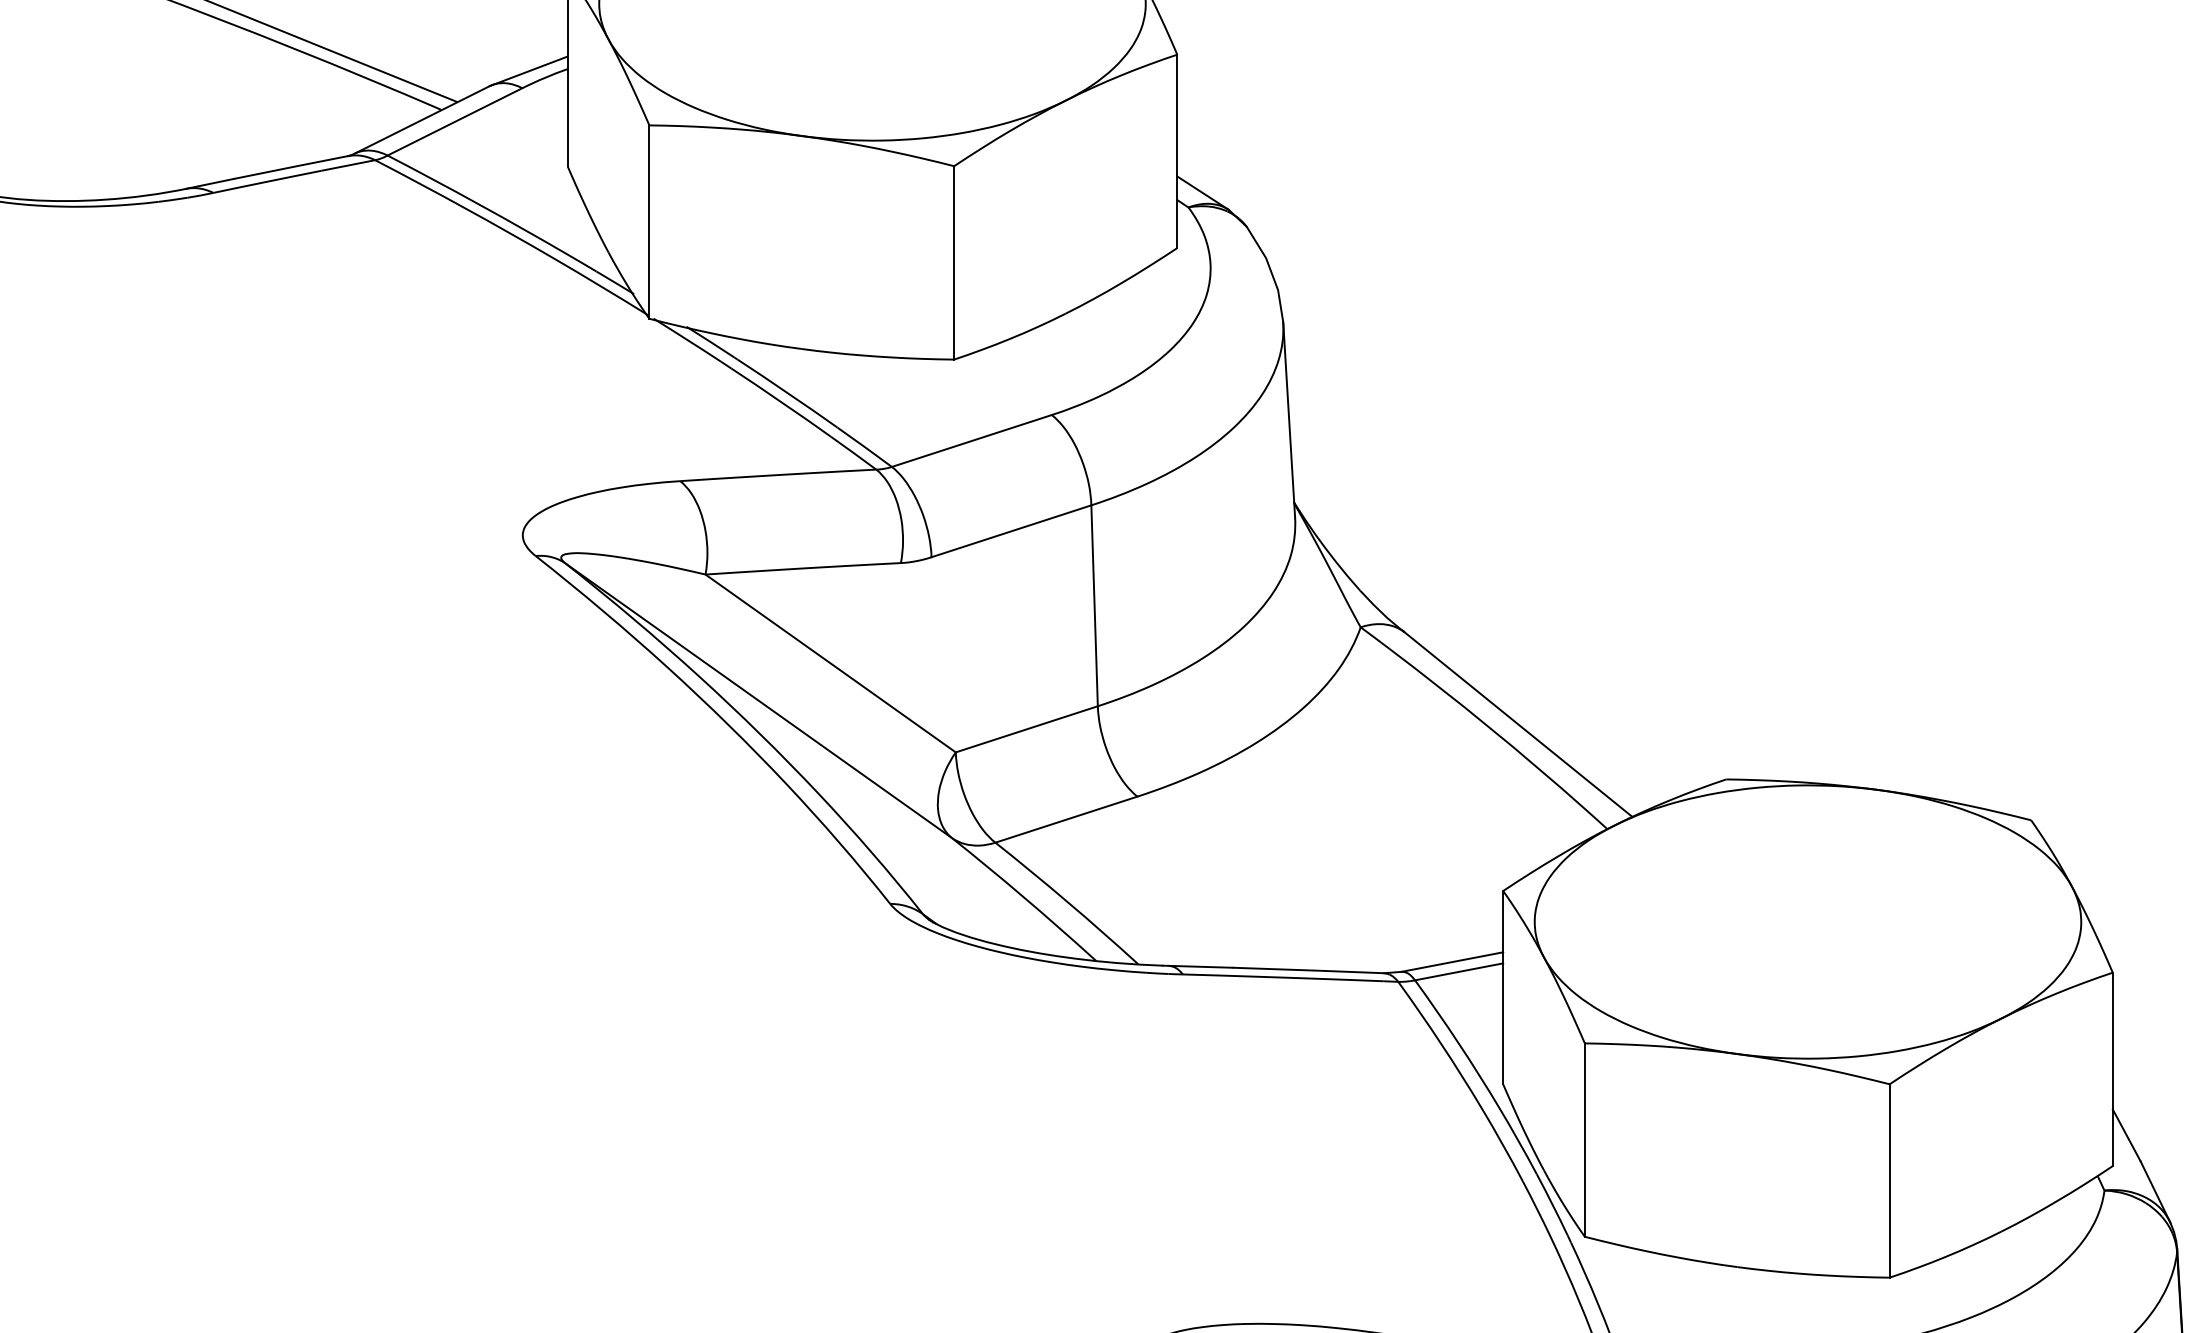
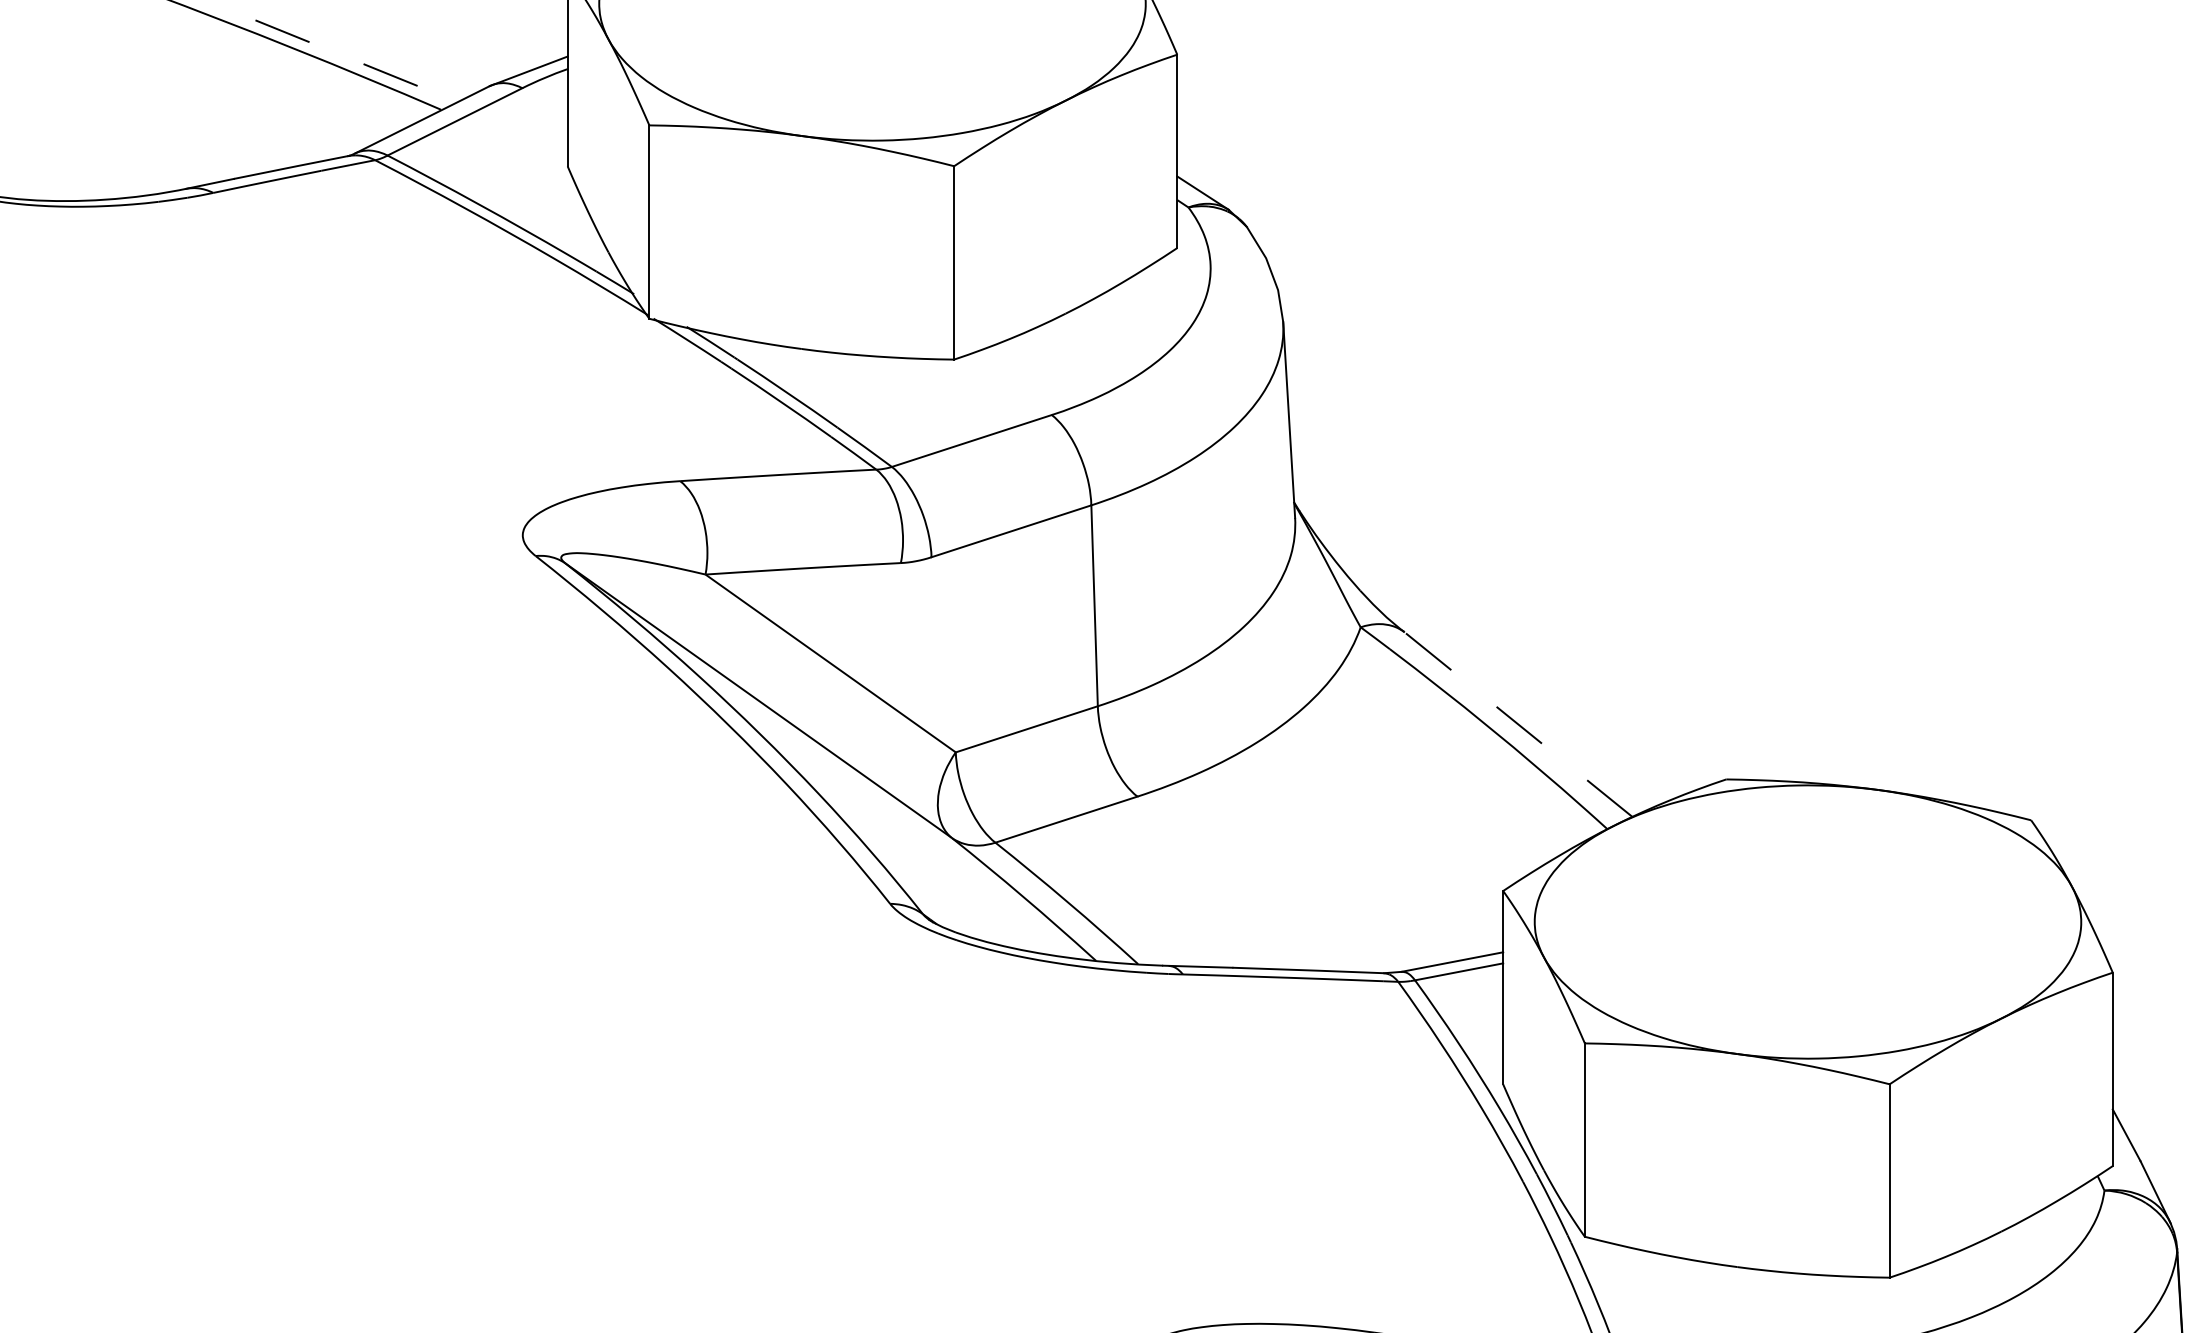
line: solid -> dashed (331, 51)
line: solid -> dashed (1517, 724)
